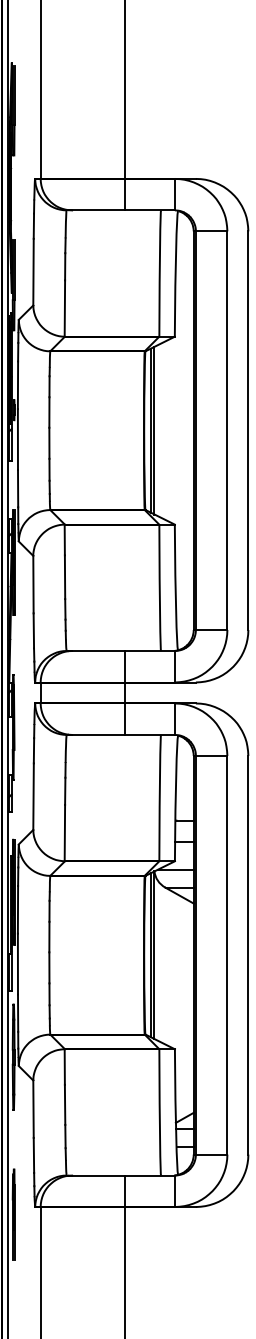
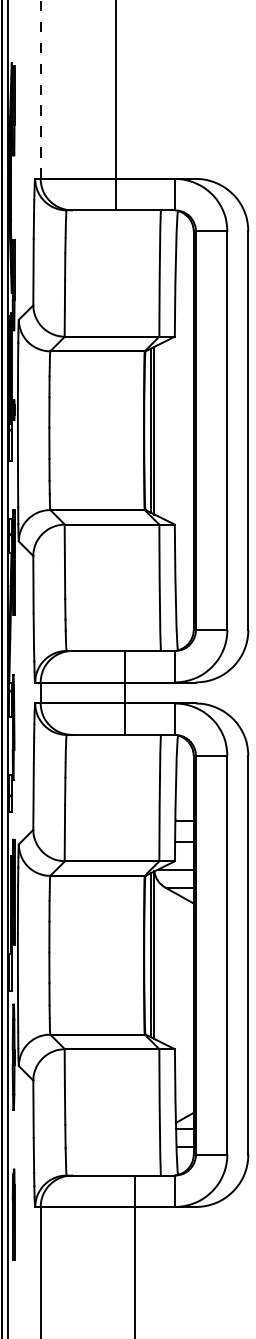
line: solid -> dashed (40, 89)
line position: (124, 106) -> (115, 106) (115, 106)
line position: (124, 1255) -> (134, 1255) (134, 1255)
